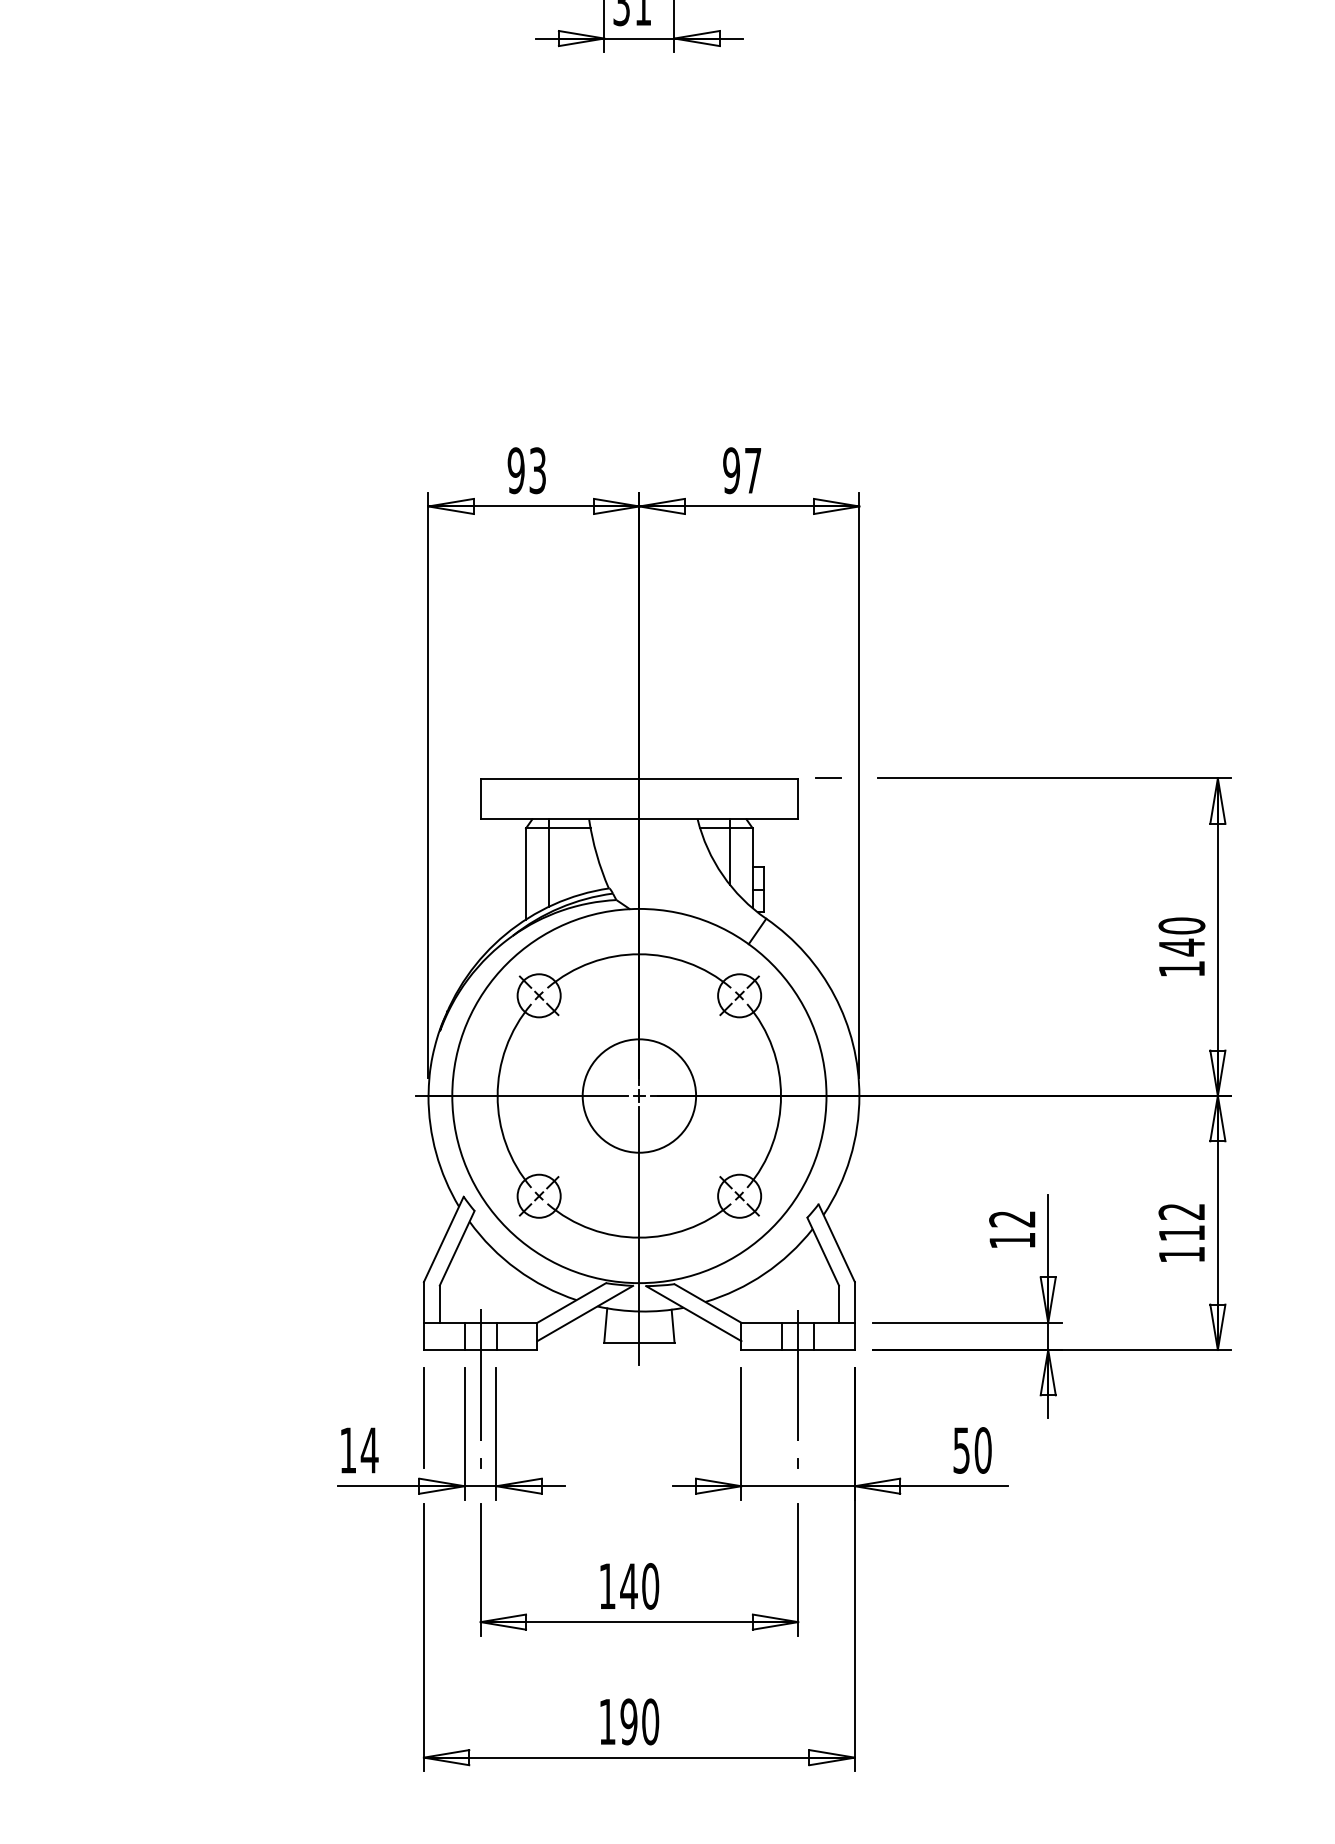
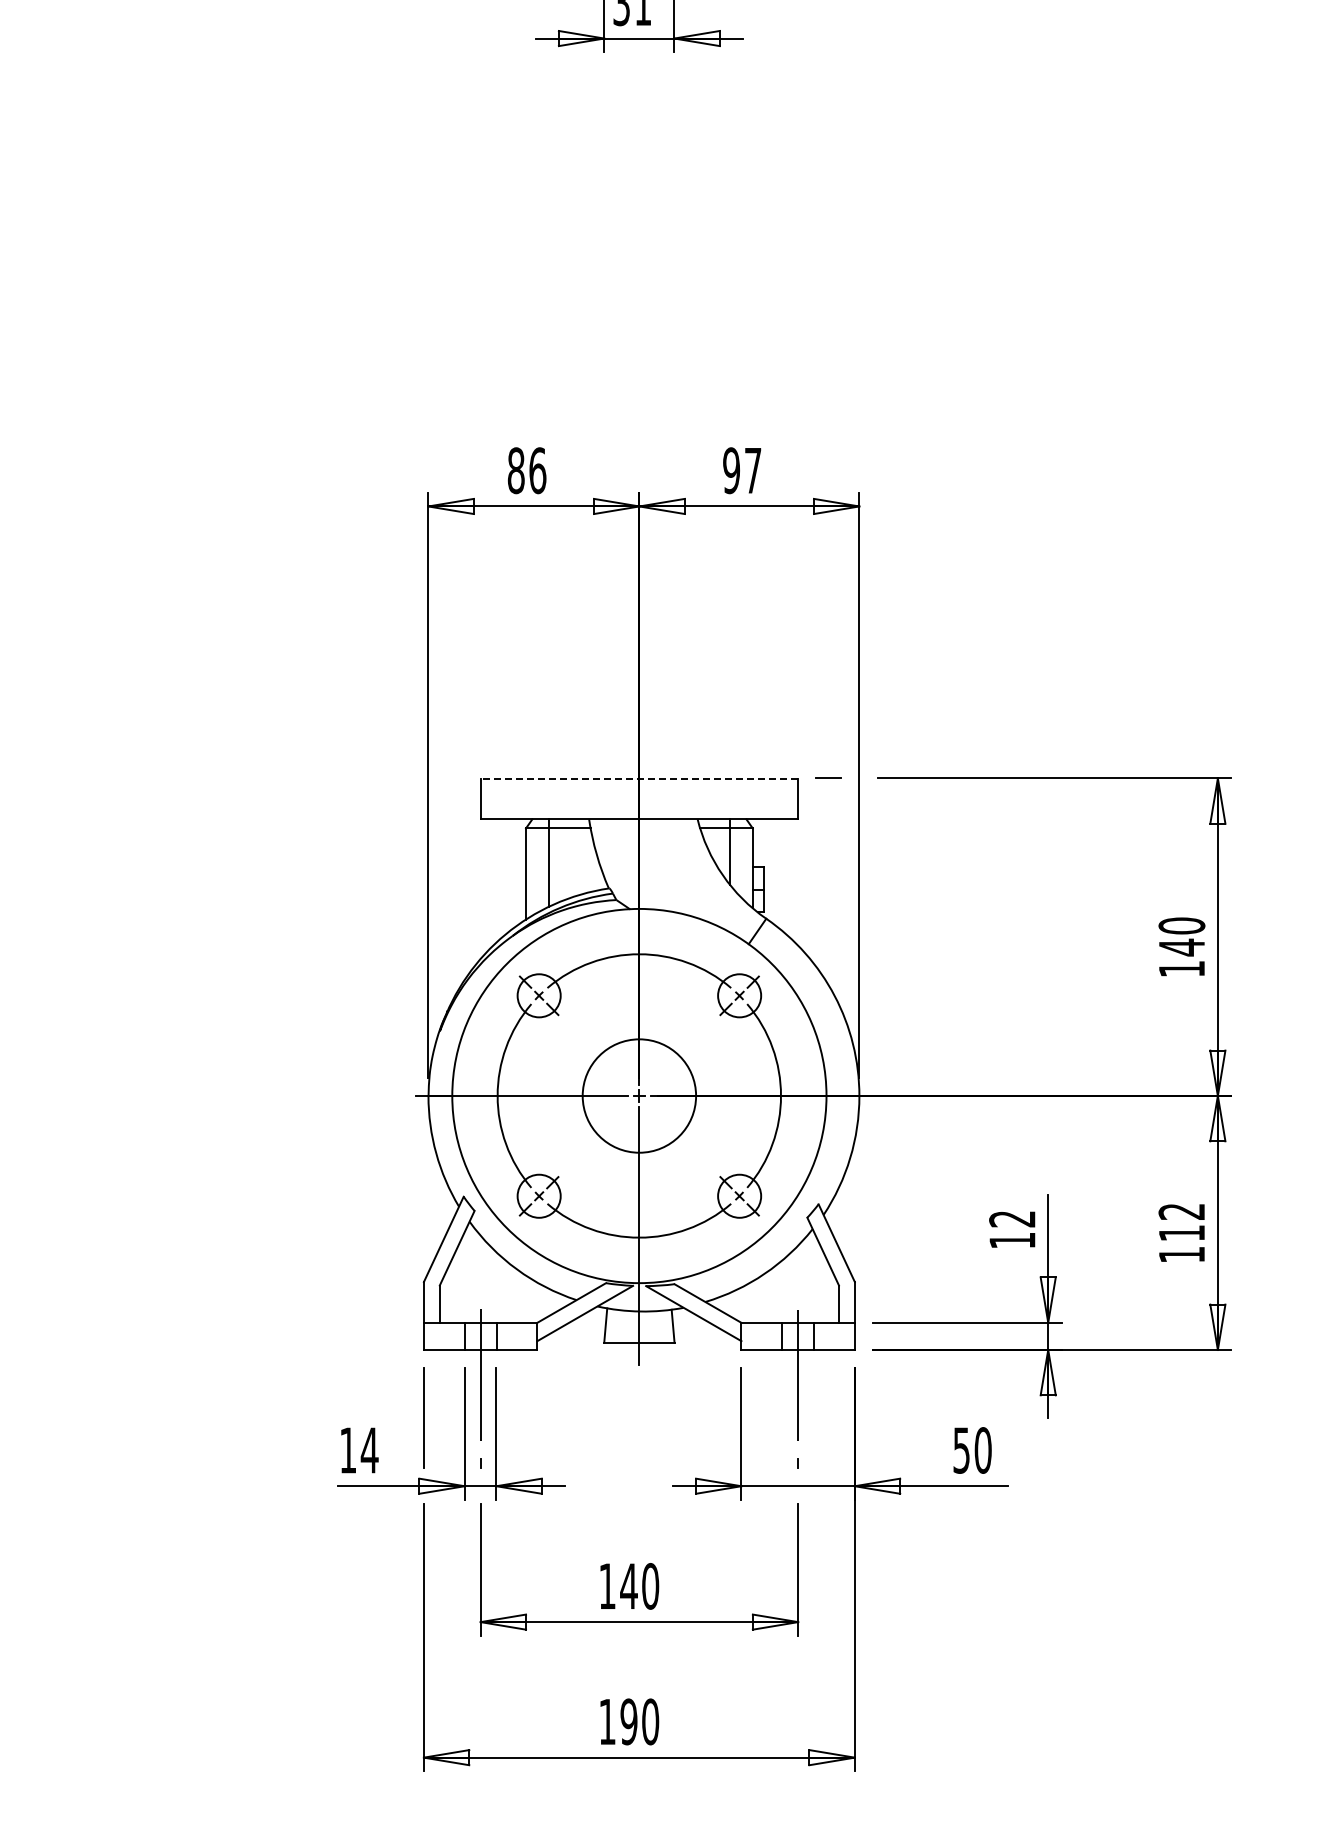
text: 93 -> 86 (526, 470)
line: solid -> dashed (639, 778)
